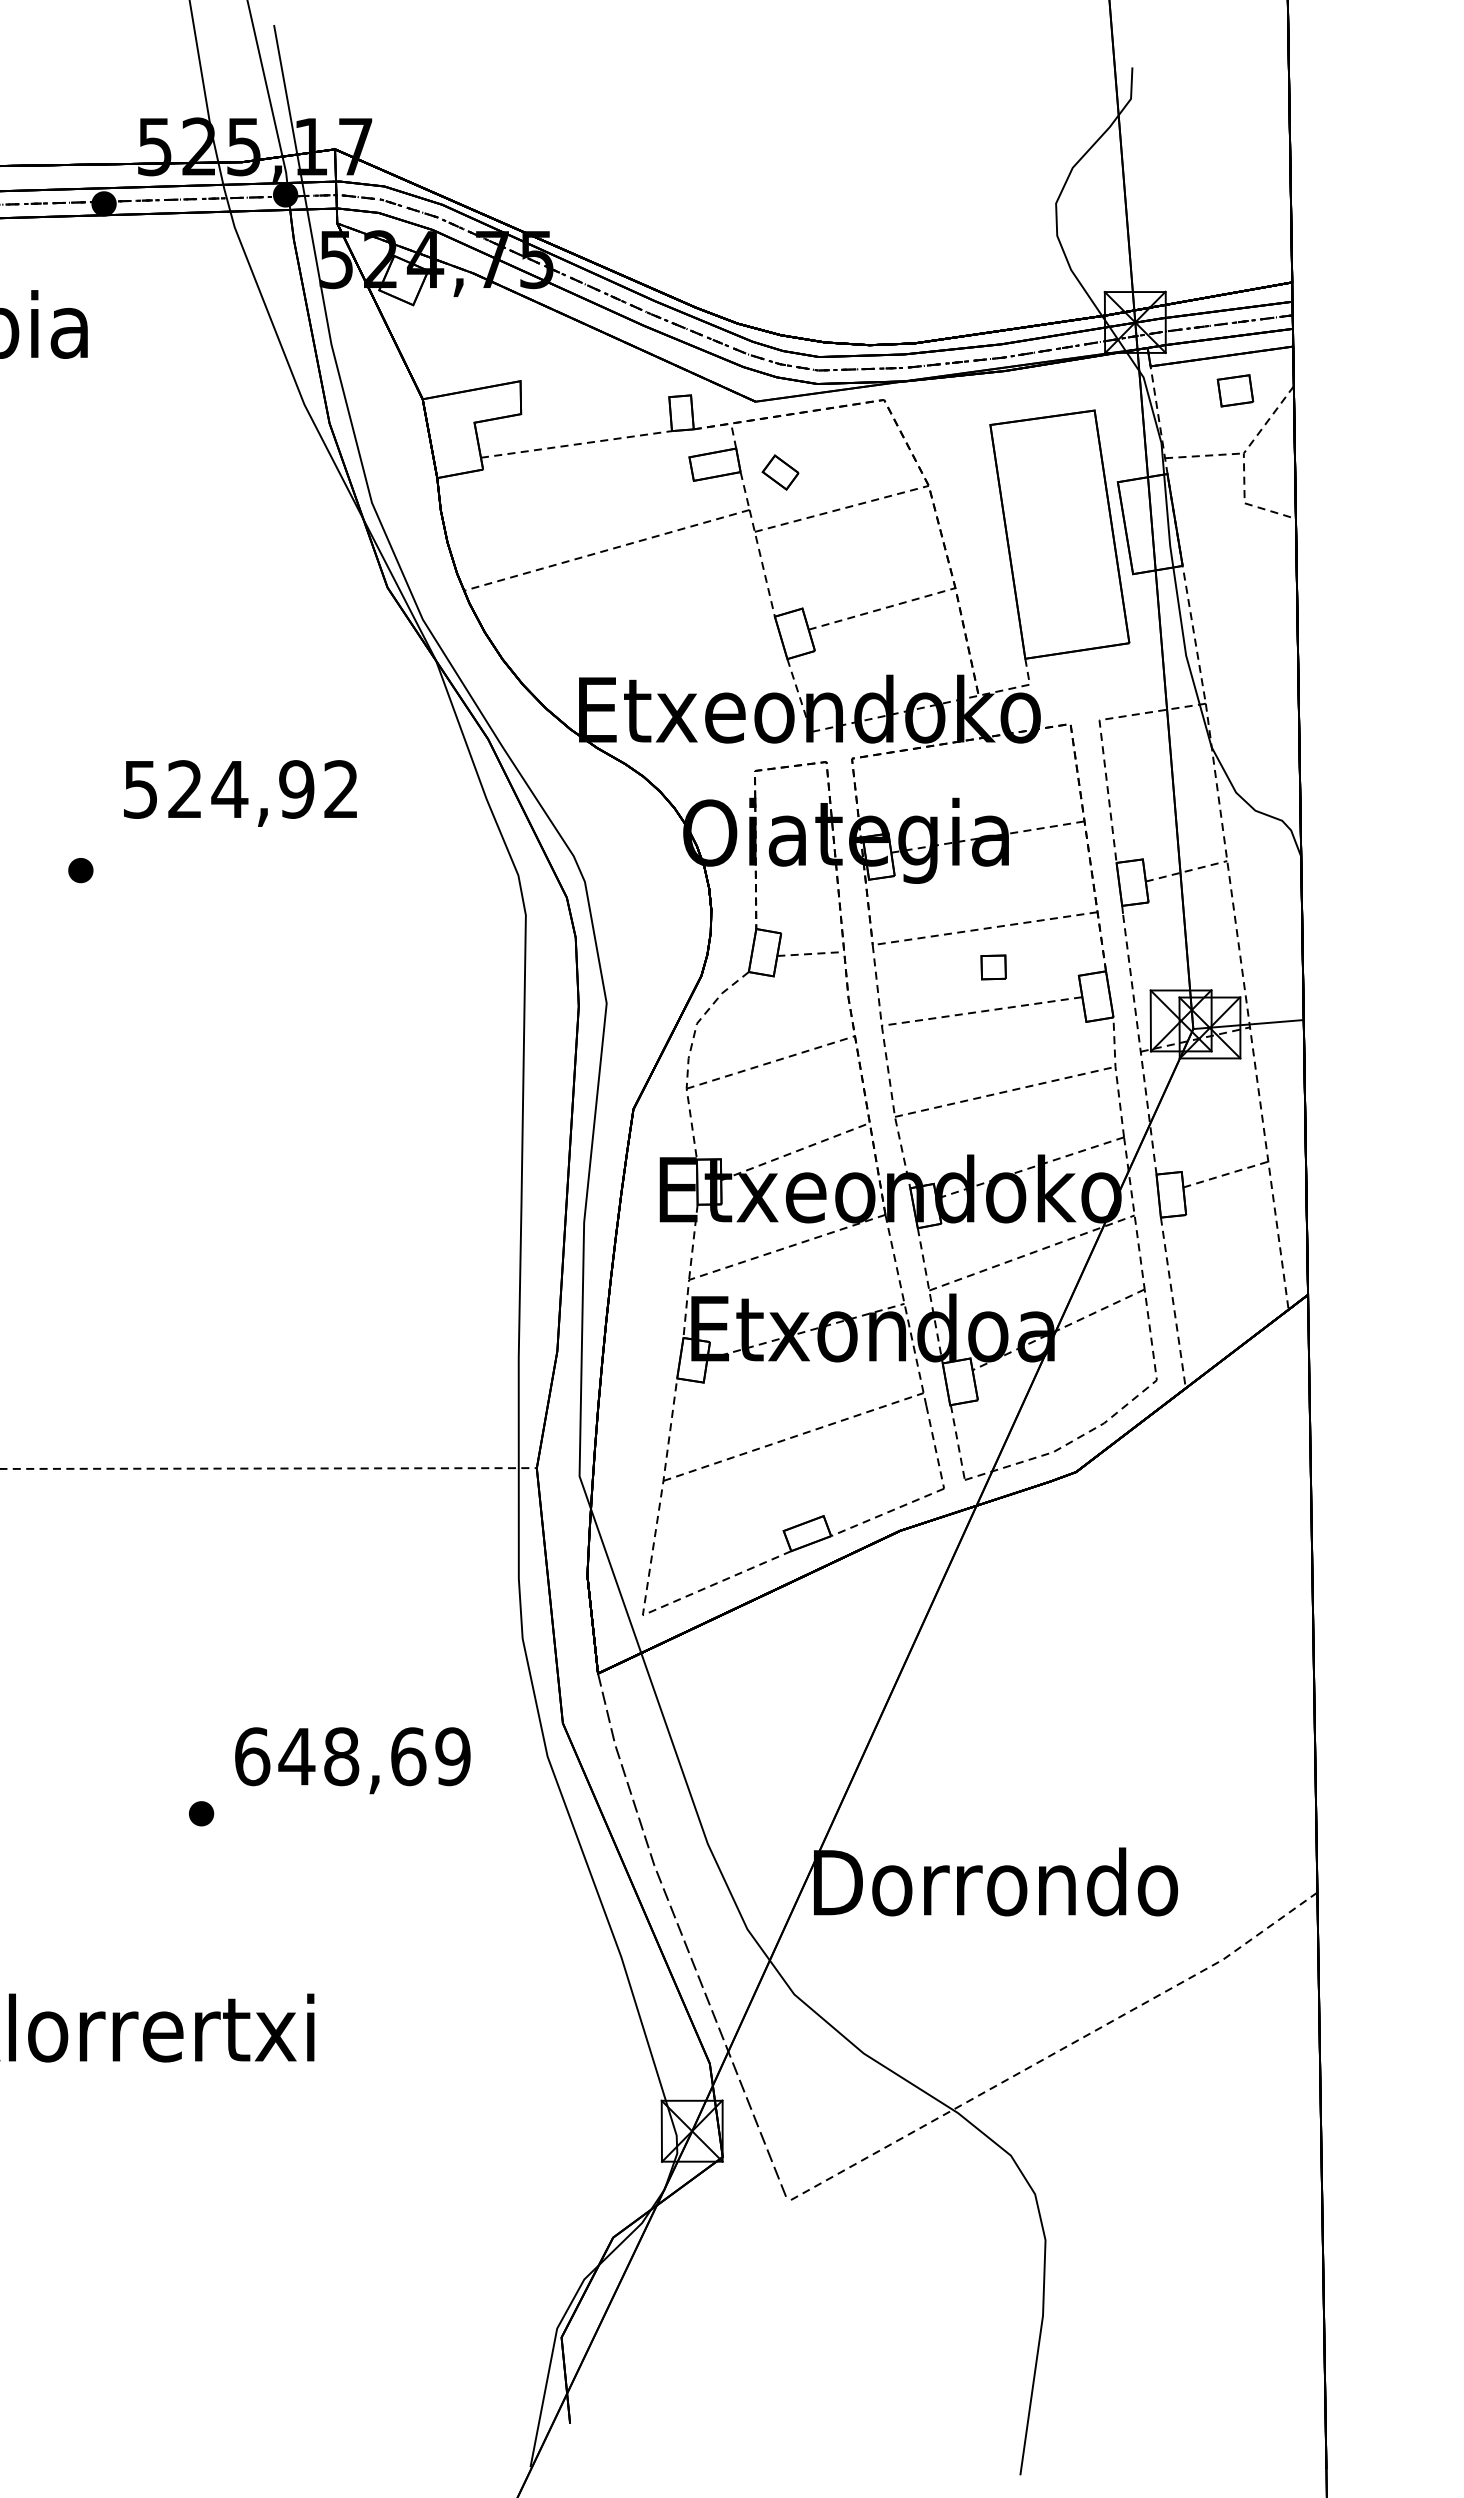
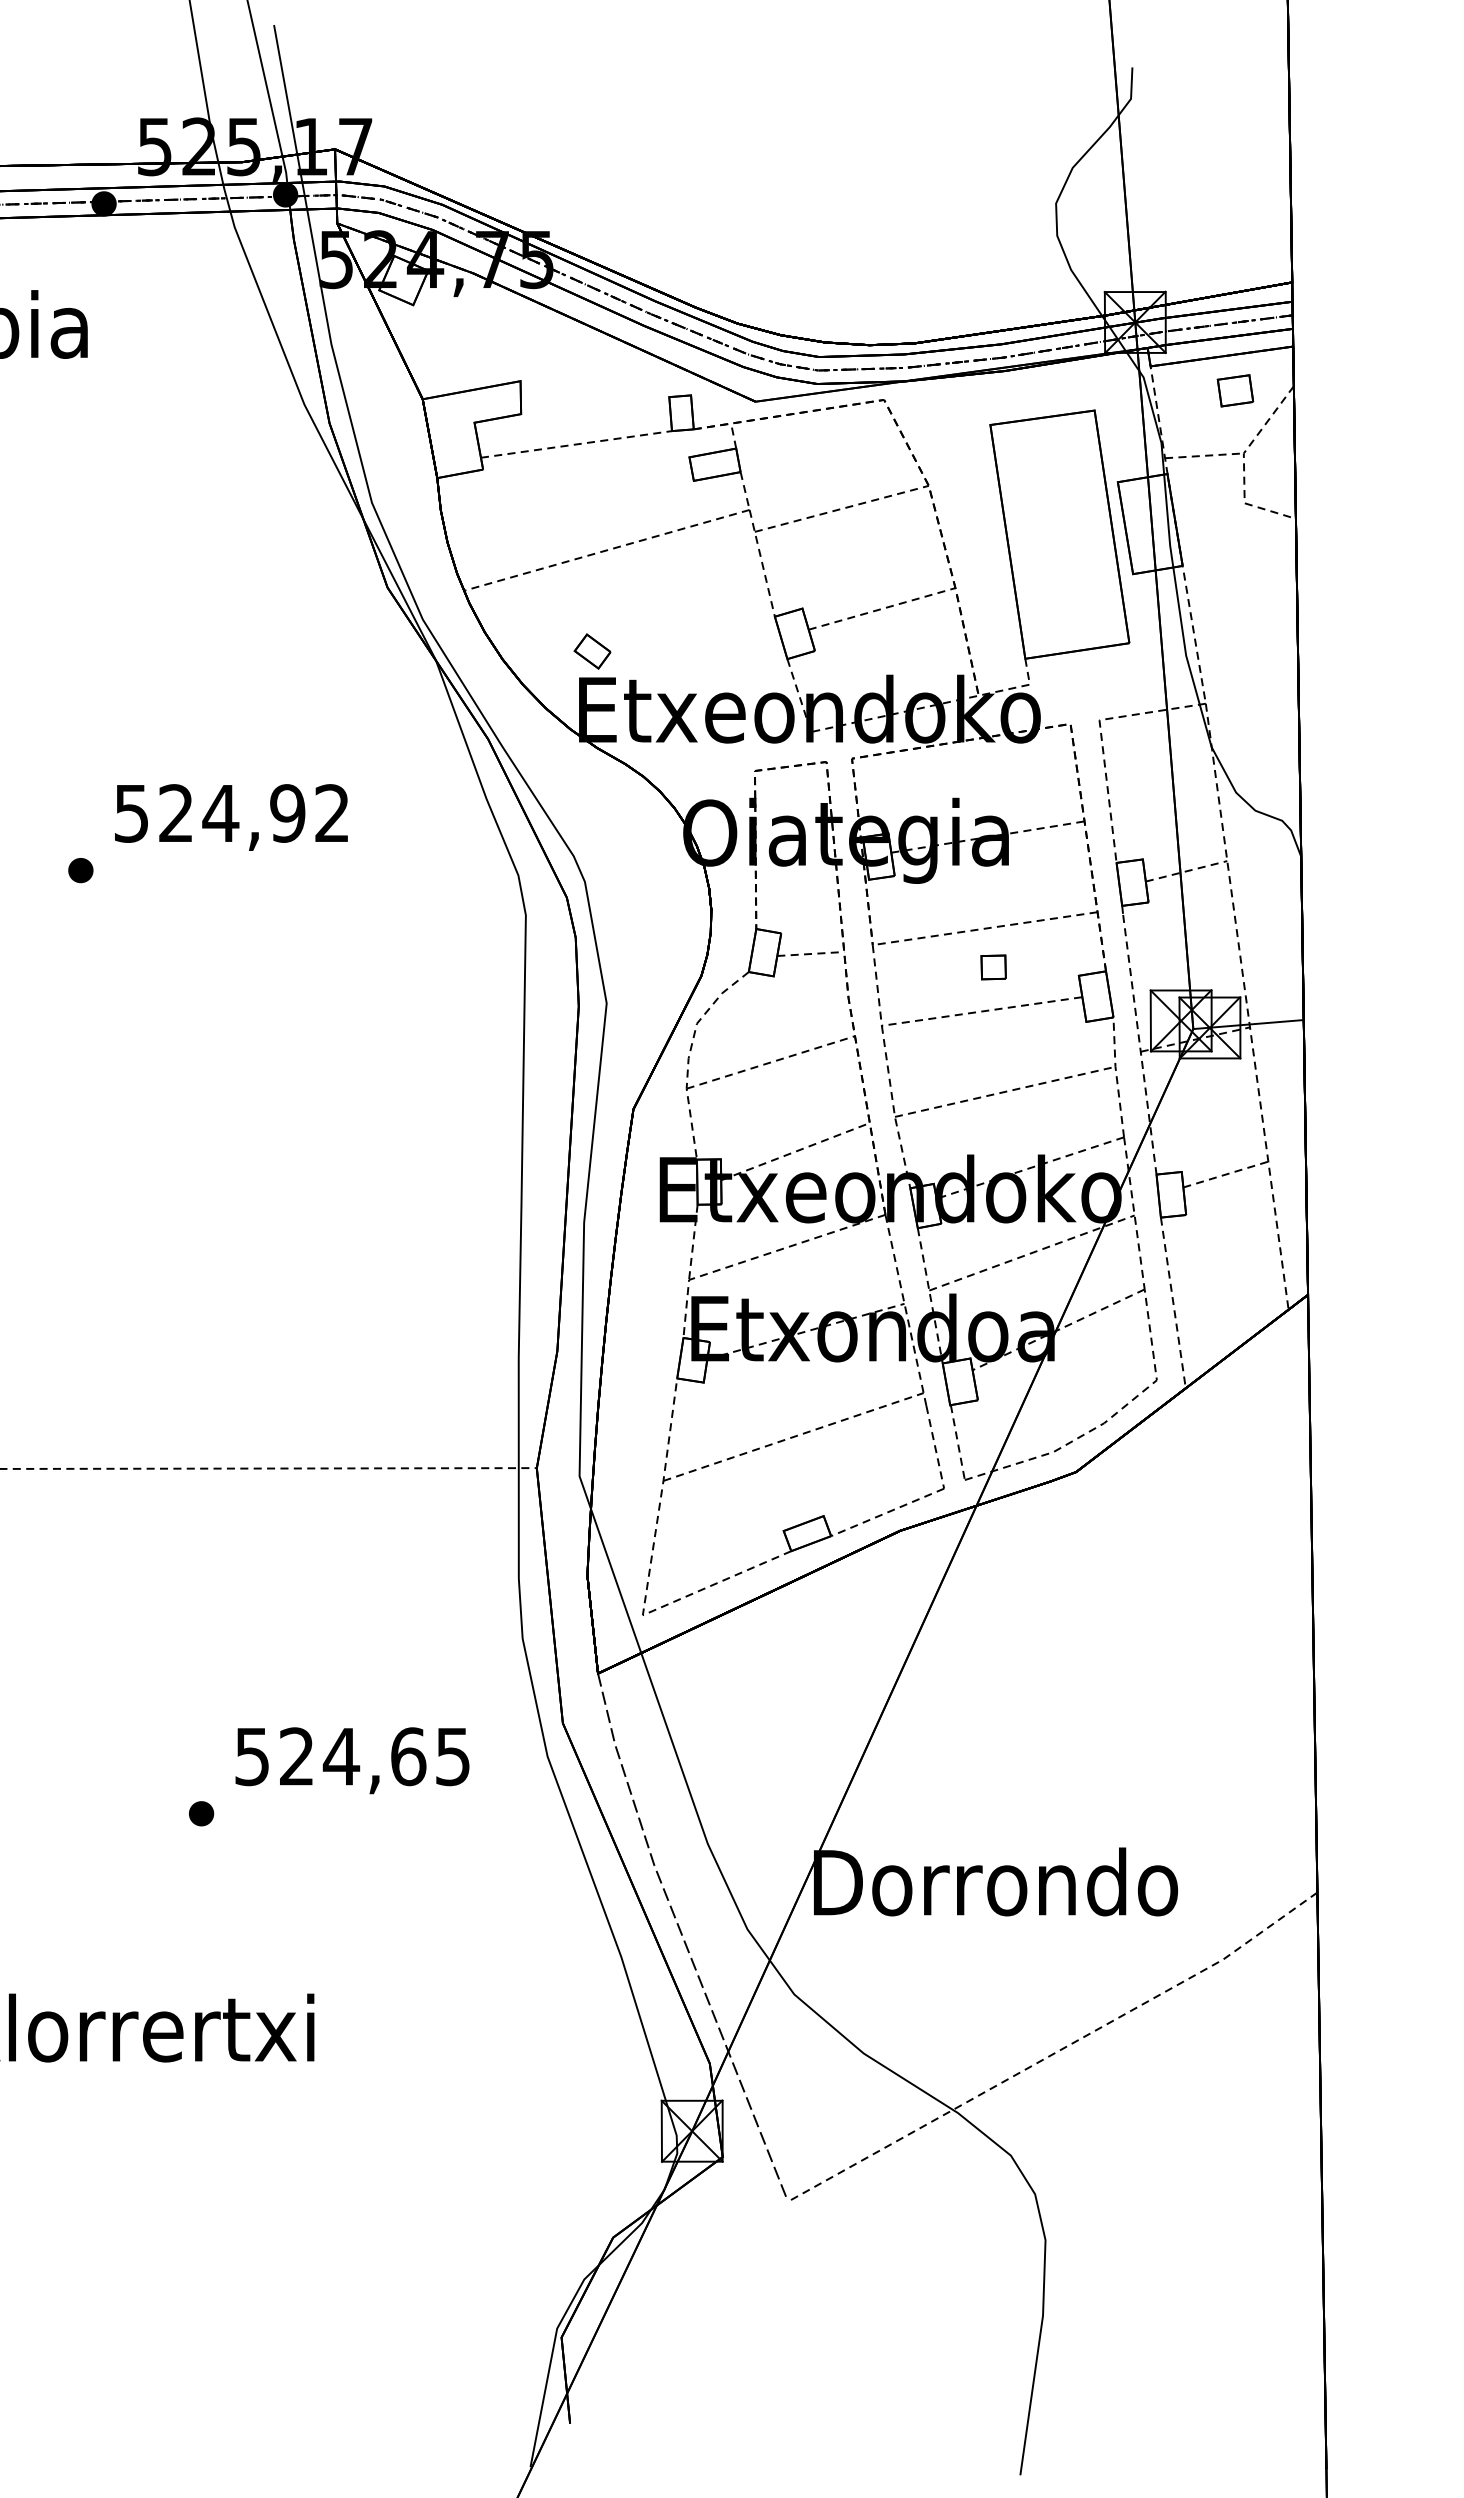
part position: (780, 472) -> (592, 651) (592, 651)
text position: (240, 793) -> (231, 817) (231, 817)
text: 648,69 -> 524,65 (352, 1756)
